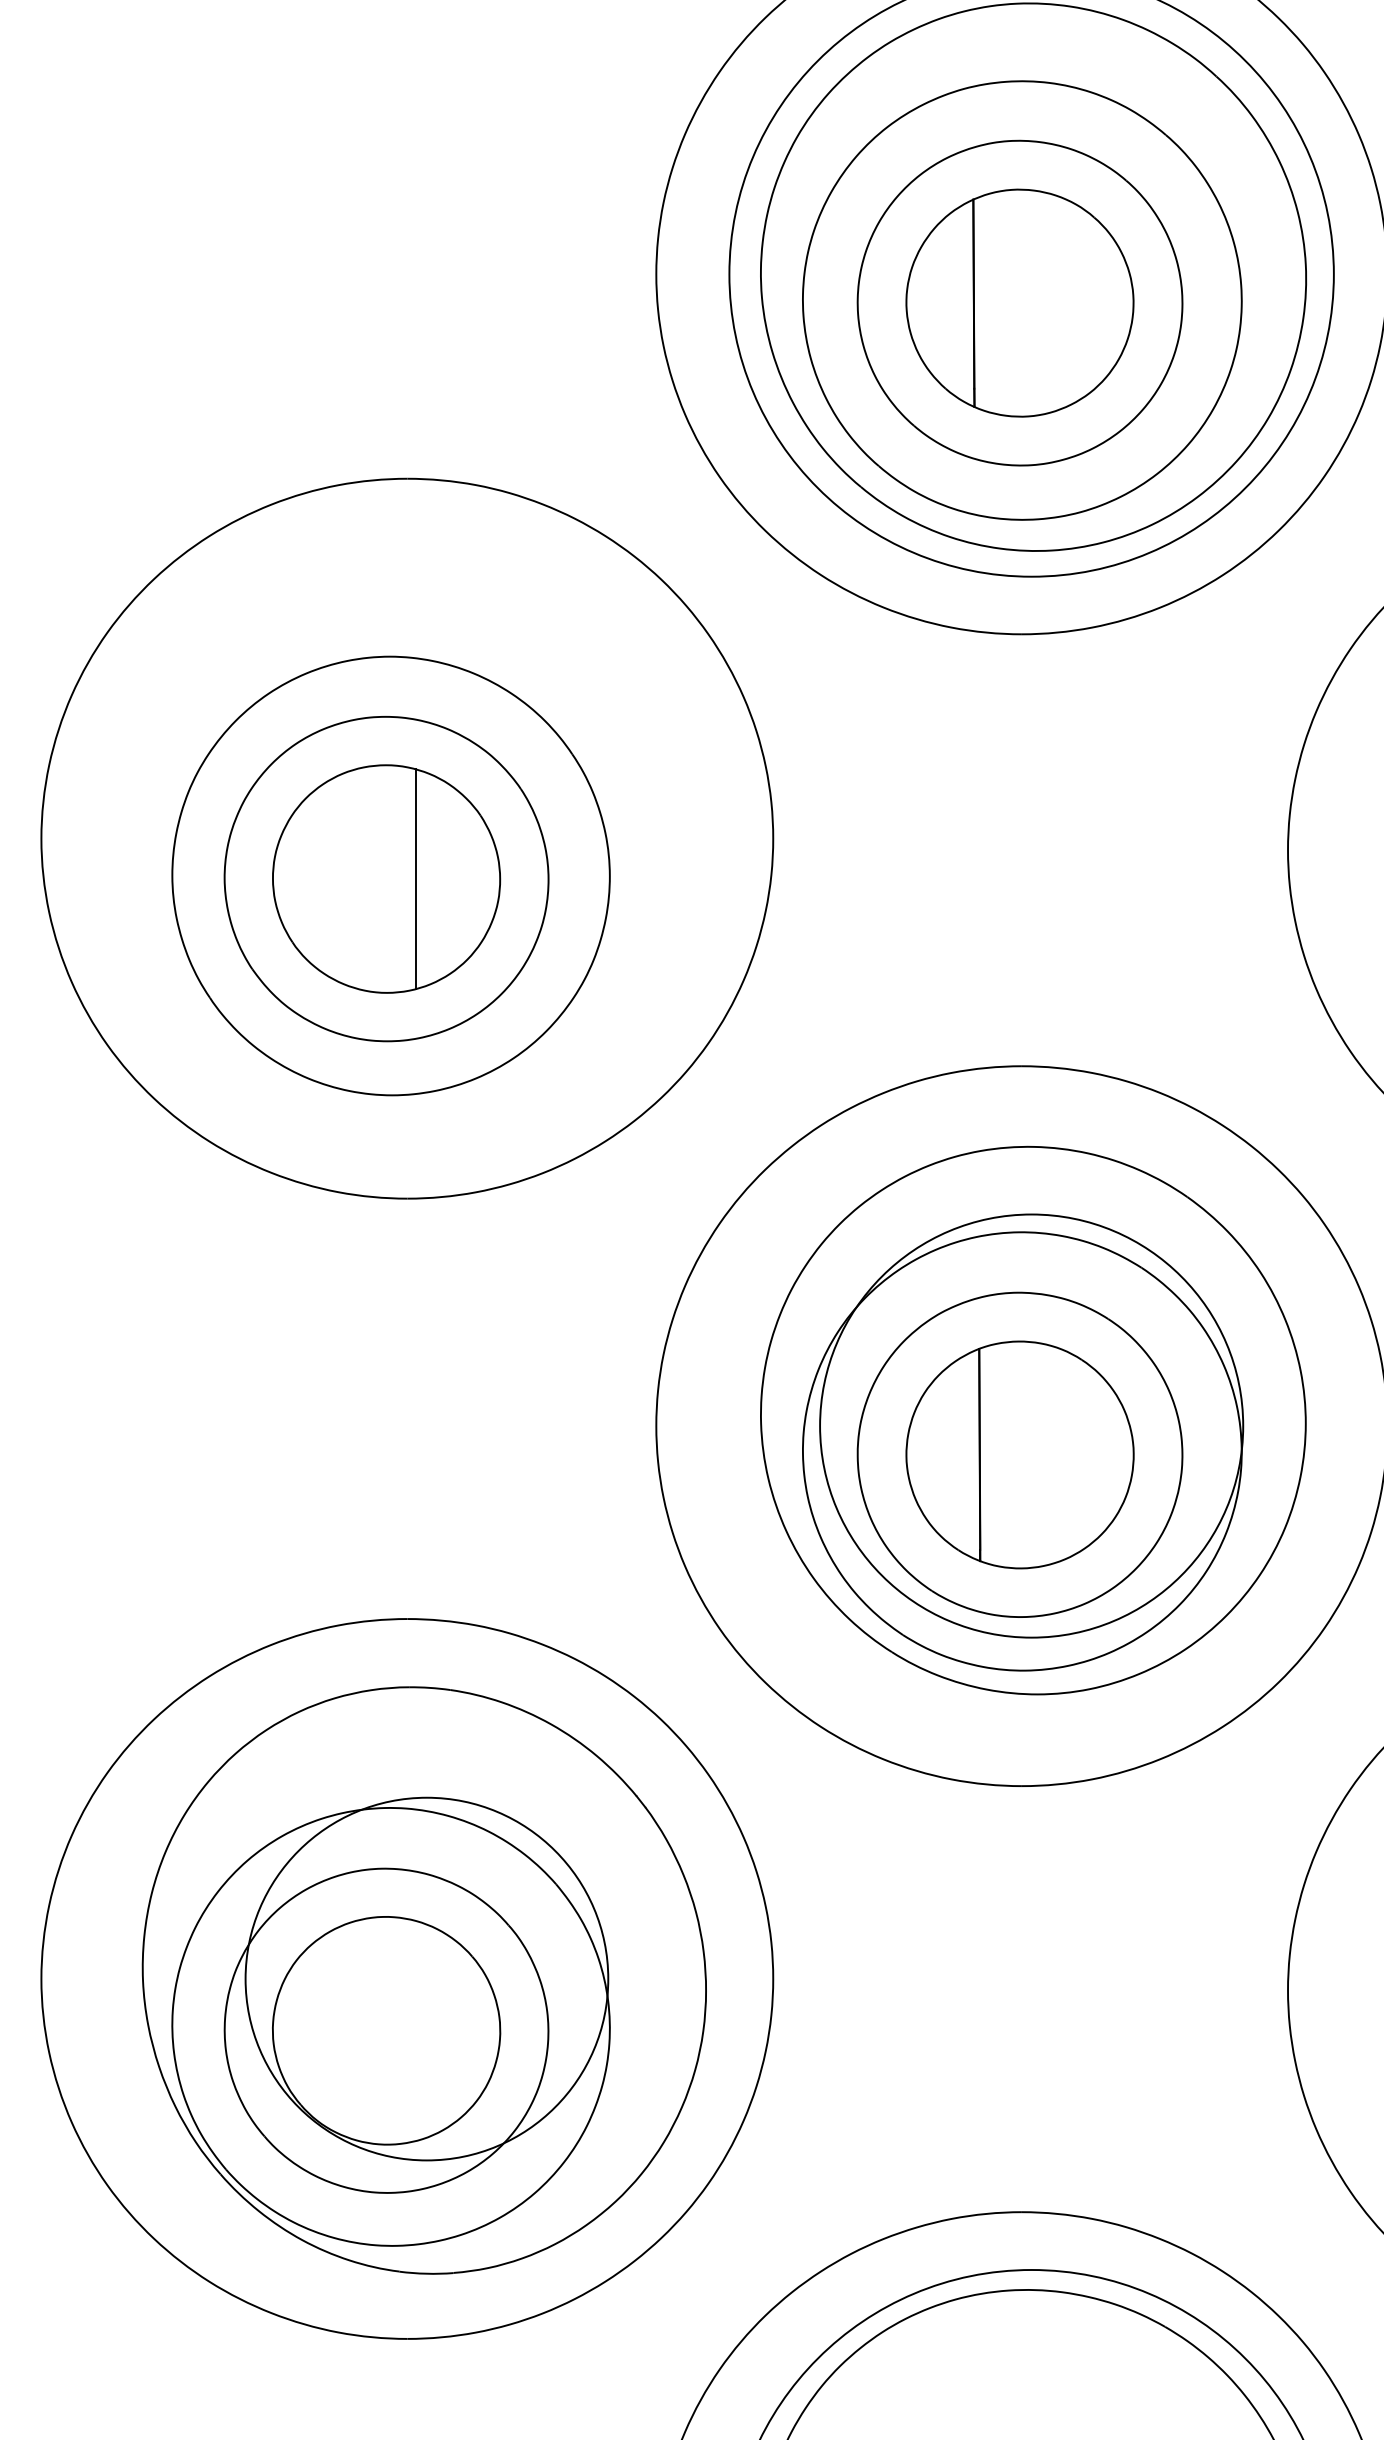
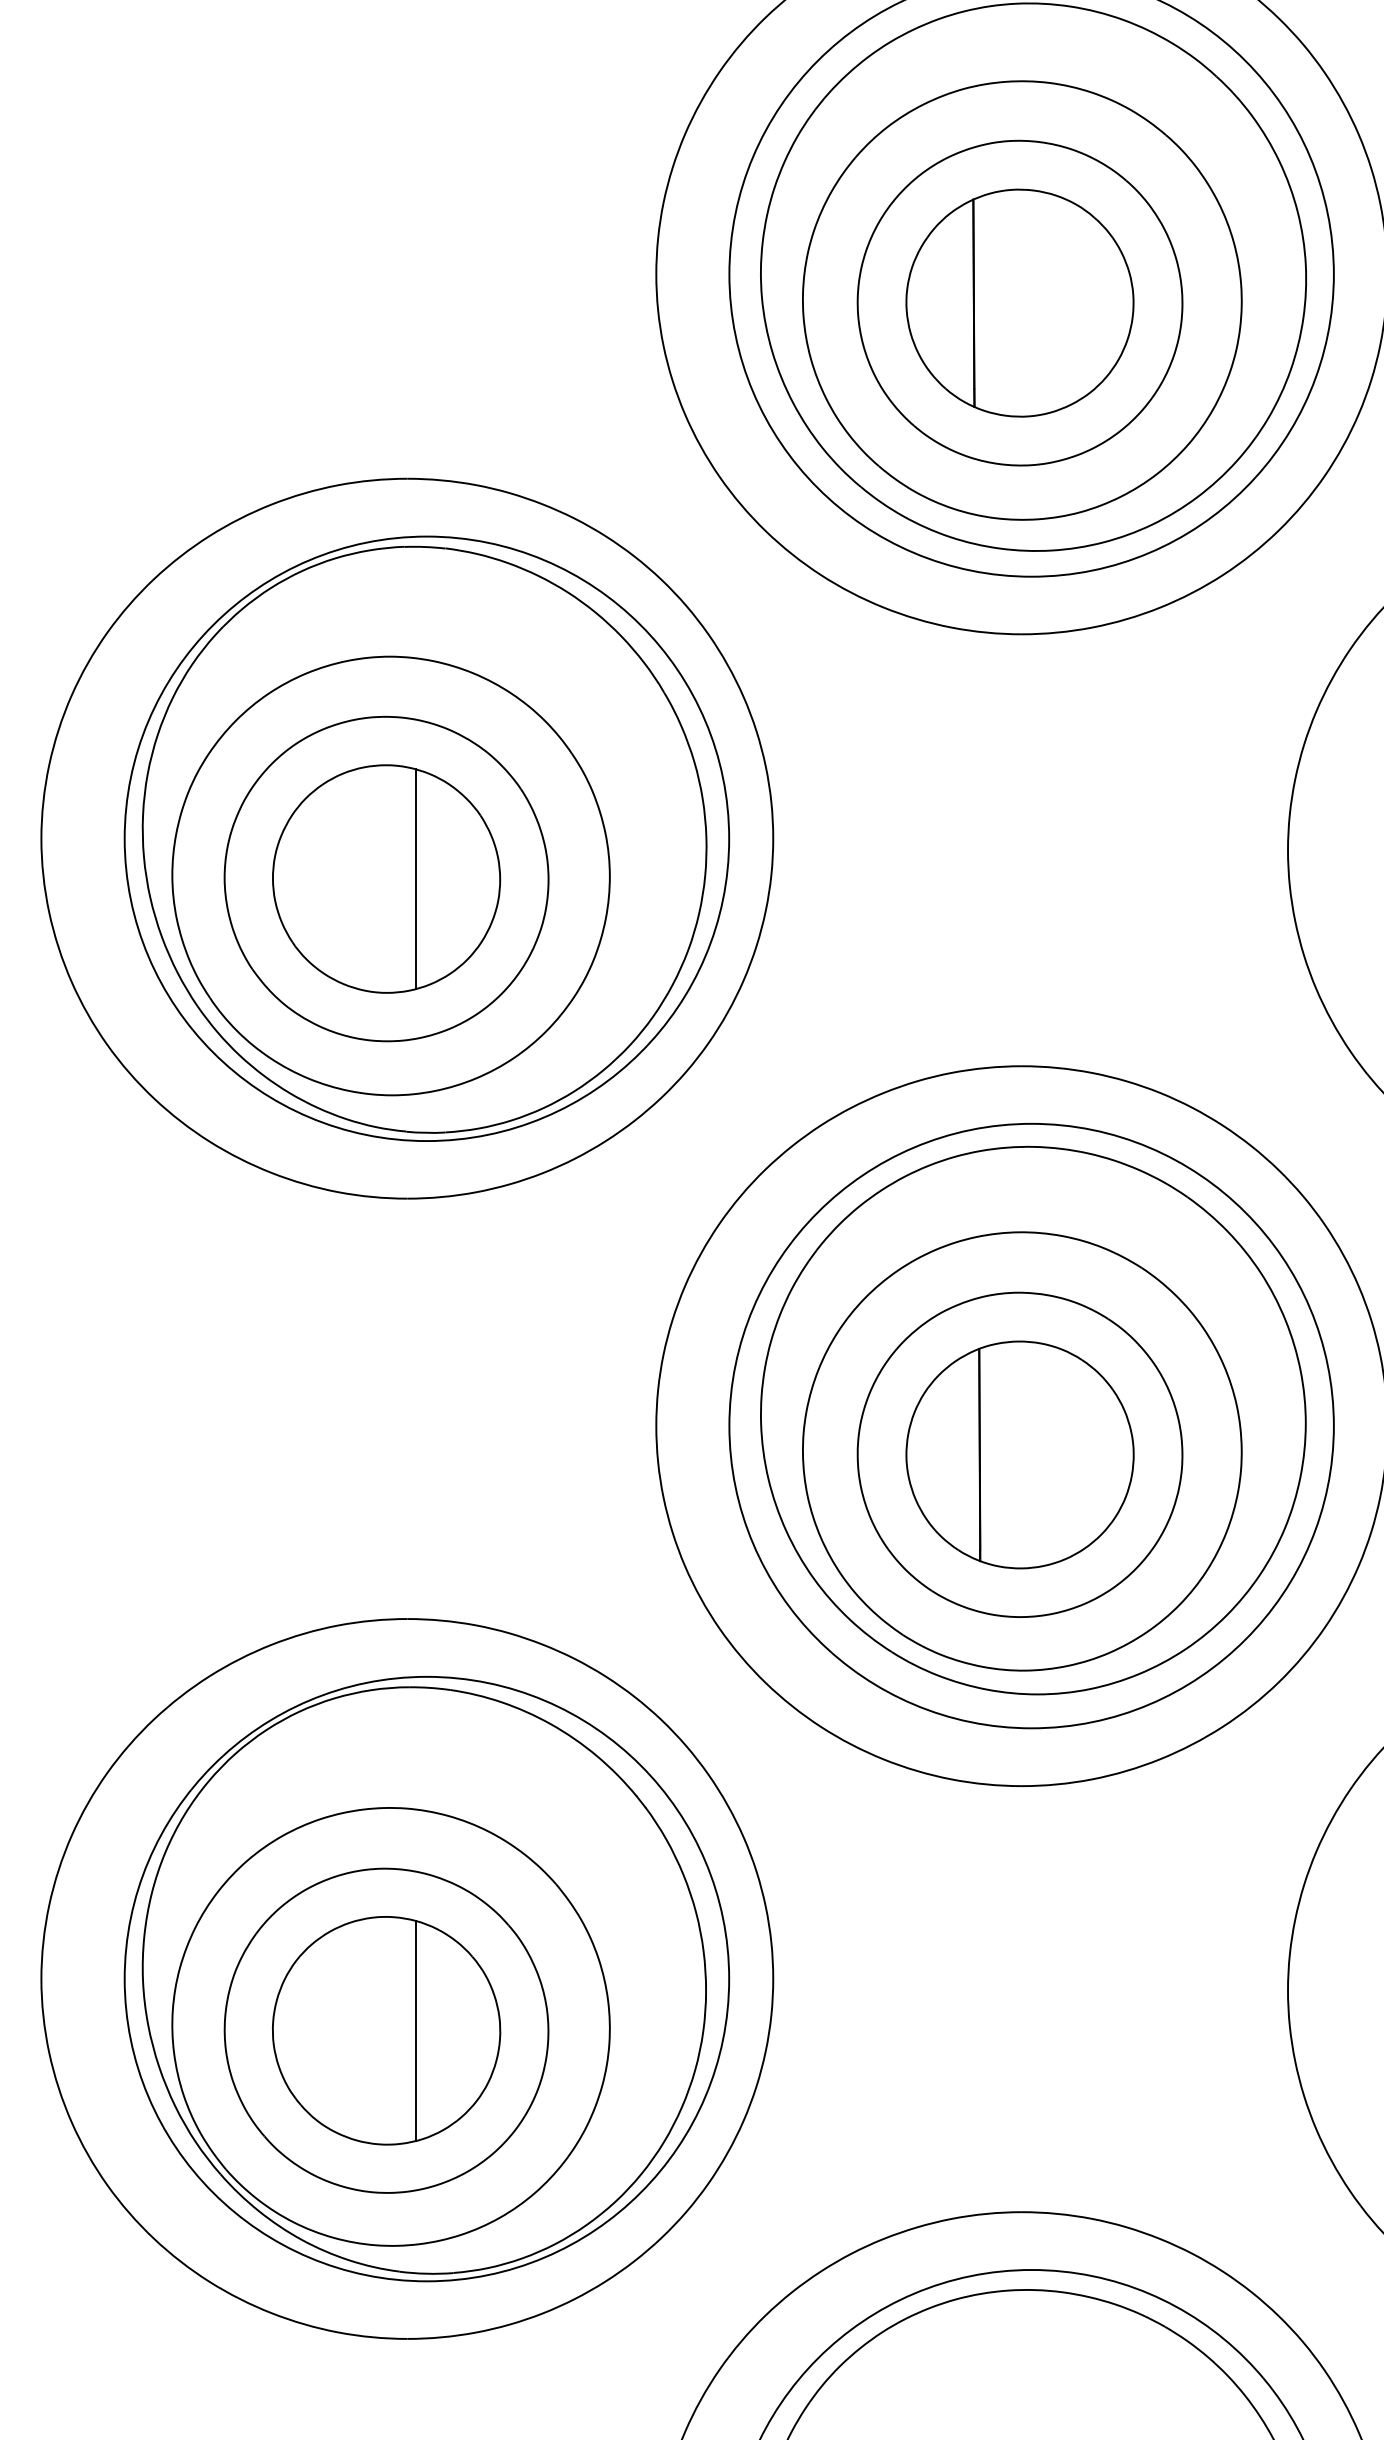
part: none -> present (426, 838)
circle diameter: 423 px -> 604 px (1031, 1425)
circle diameter: 363 px -> 604 px (426, 1978)
line: none -> present (415, 2031)
